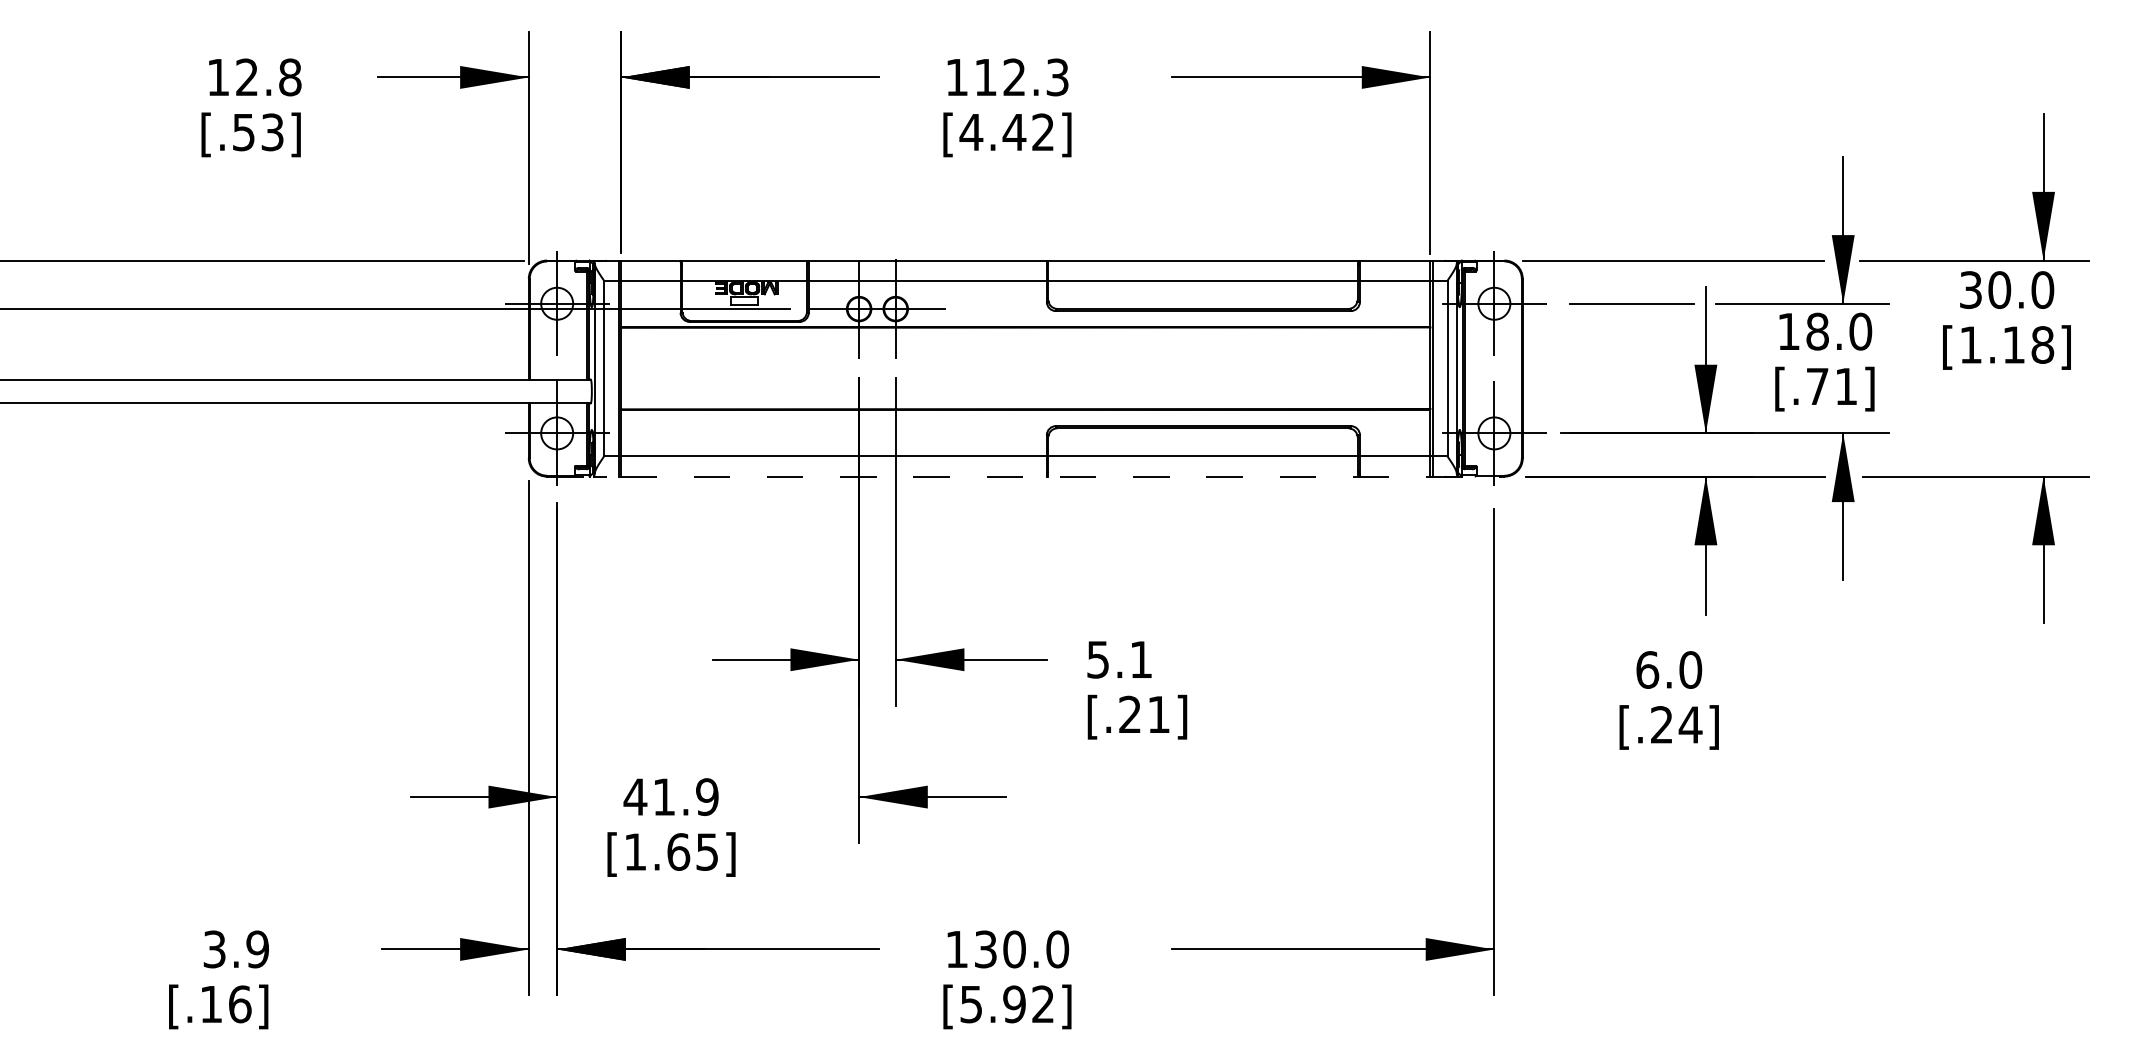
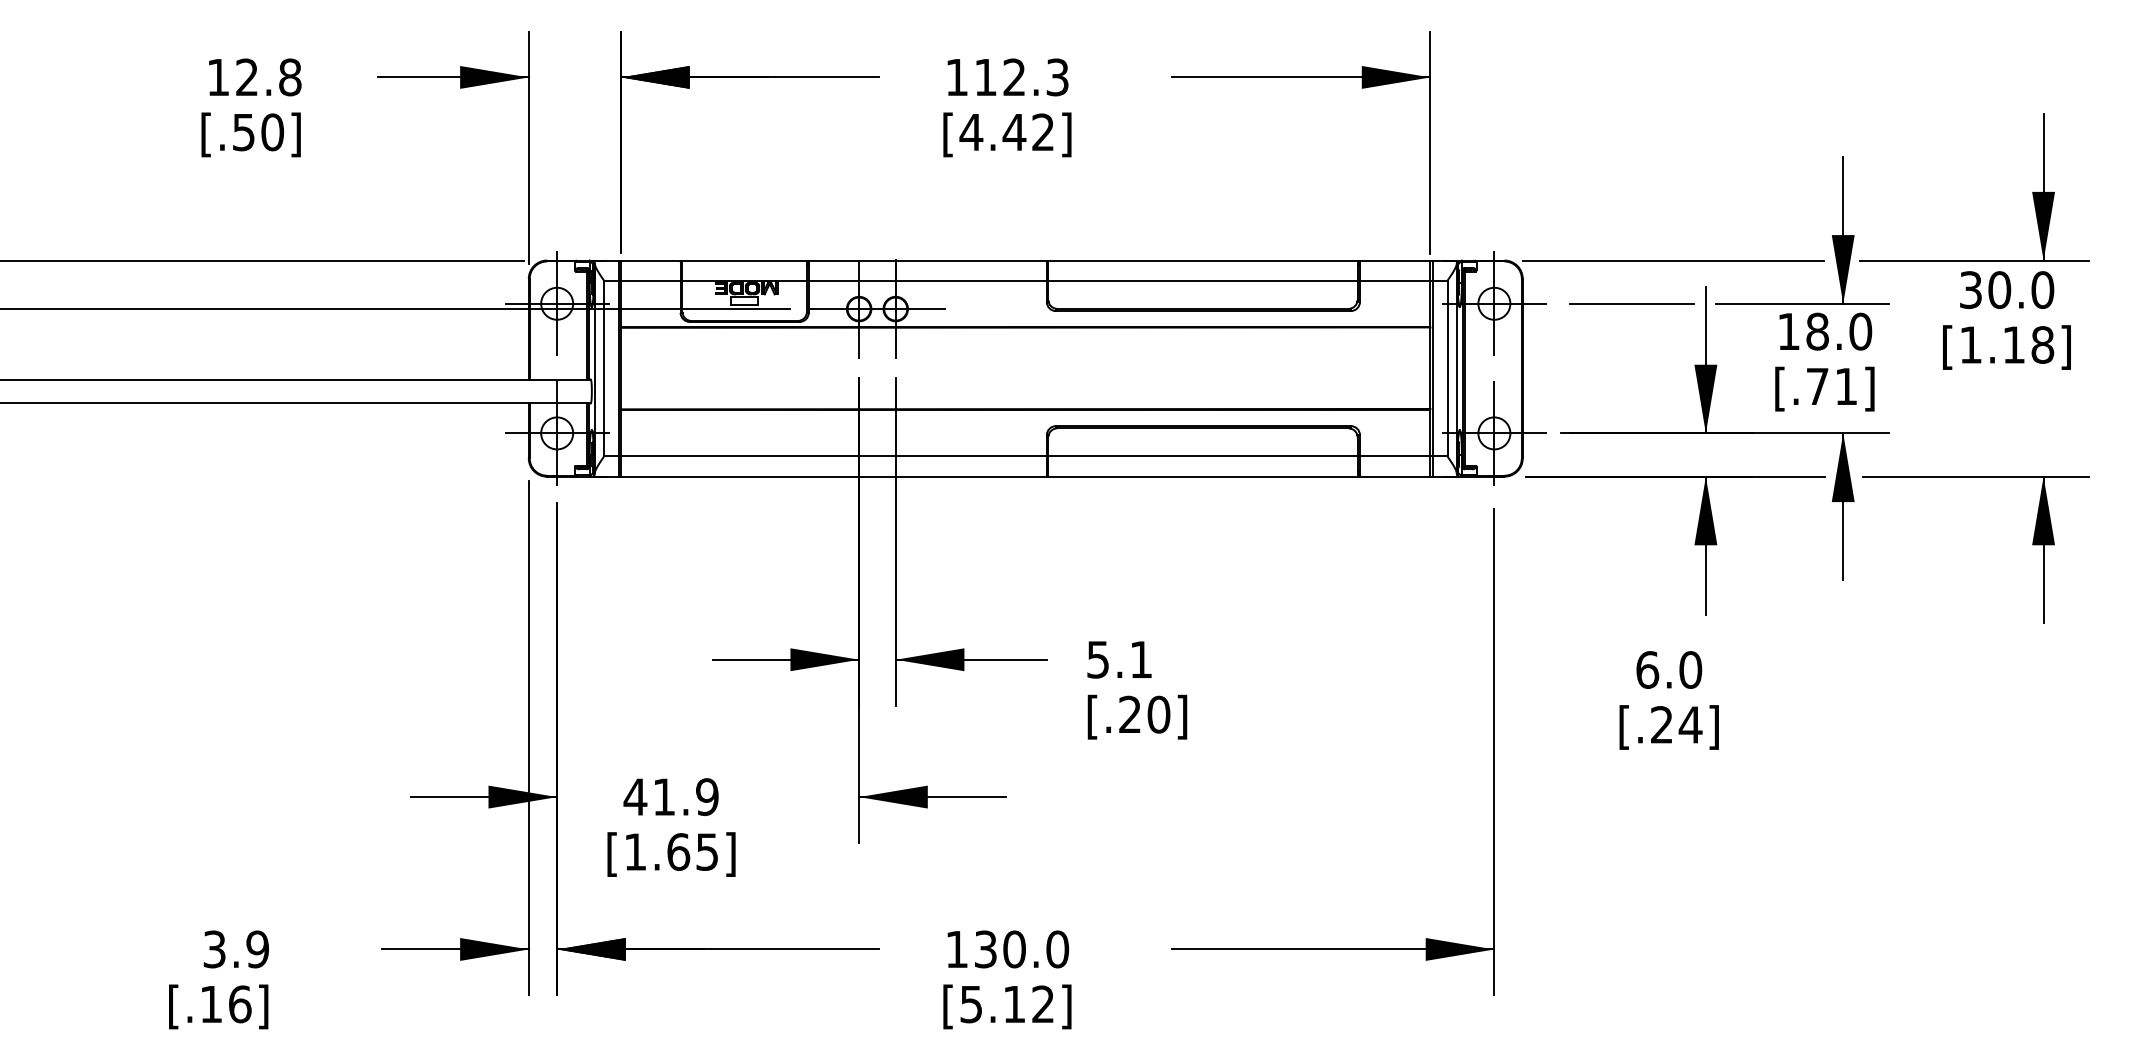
text: [.53] -> [.50] (272, 132)
line: dashed -> solid (1025, 476)
text: [.21] -> [.20] (1158, 714)
text: [5.92] -> [5.12] (1014, 1004)
